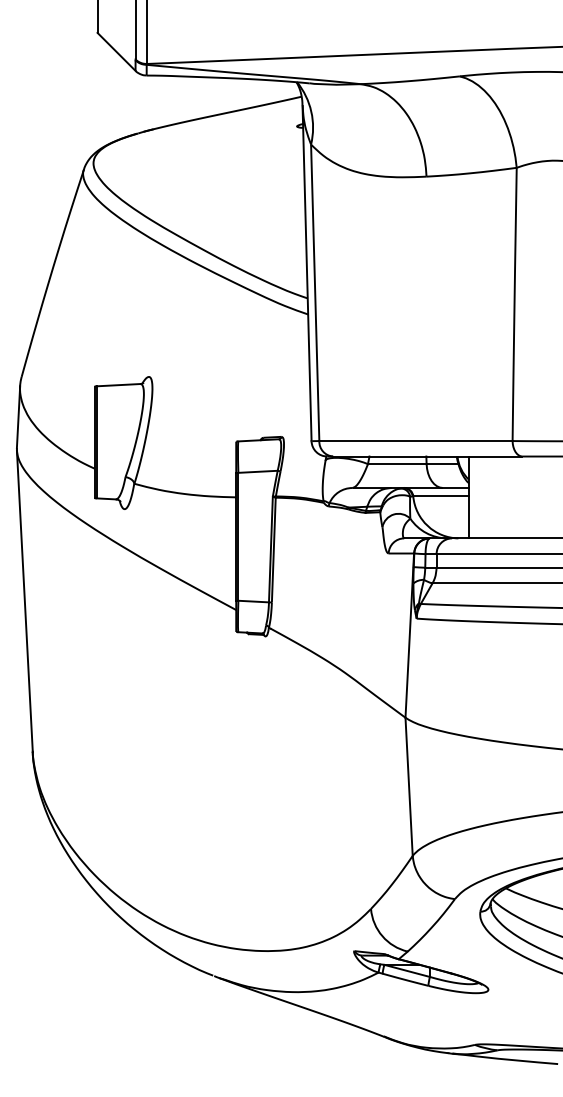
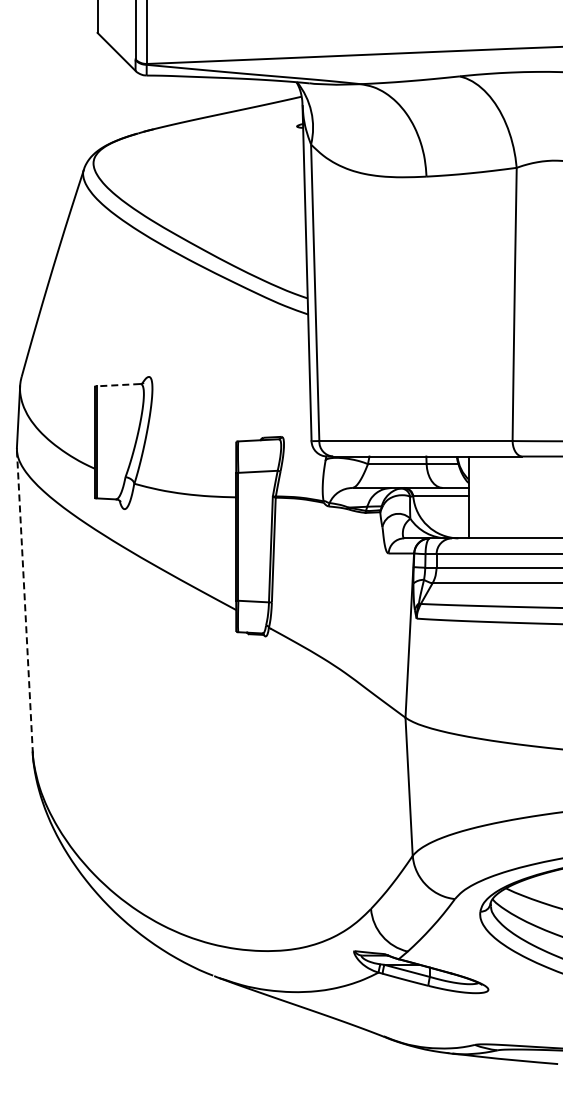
line: solid -> dashed (118, 385)
line: solid -> dashed (24, 601)
